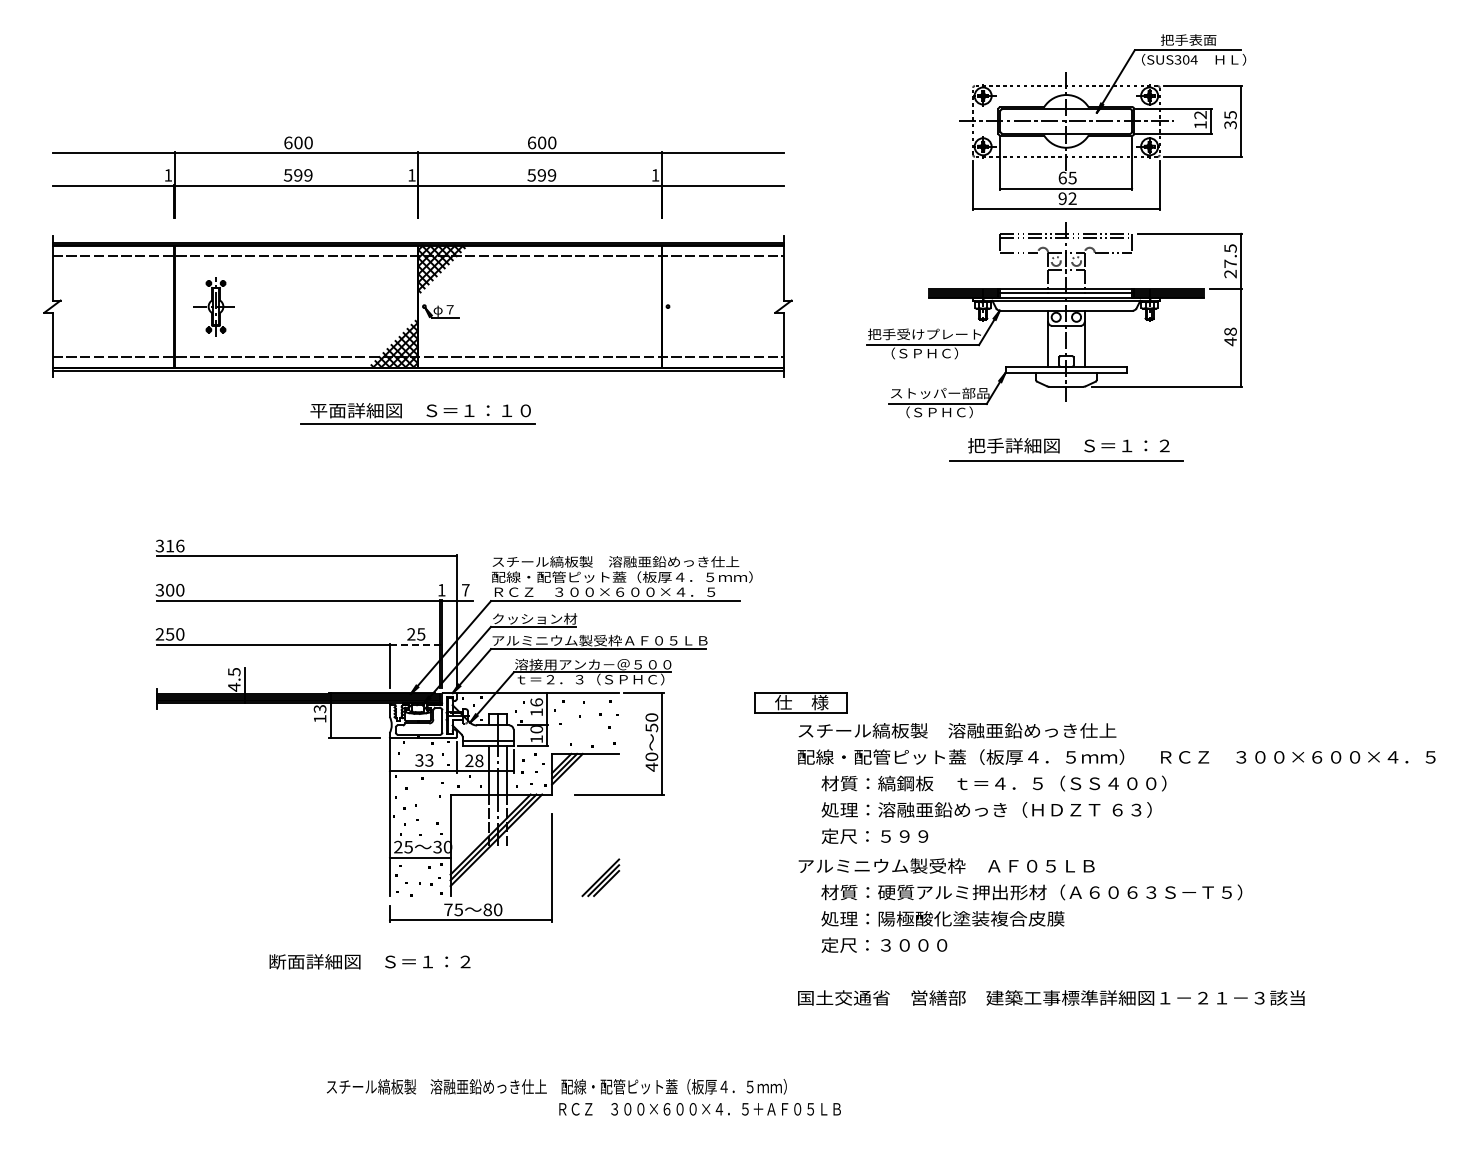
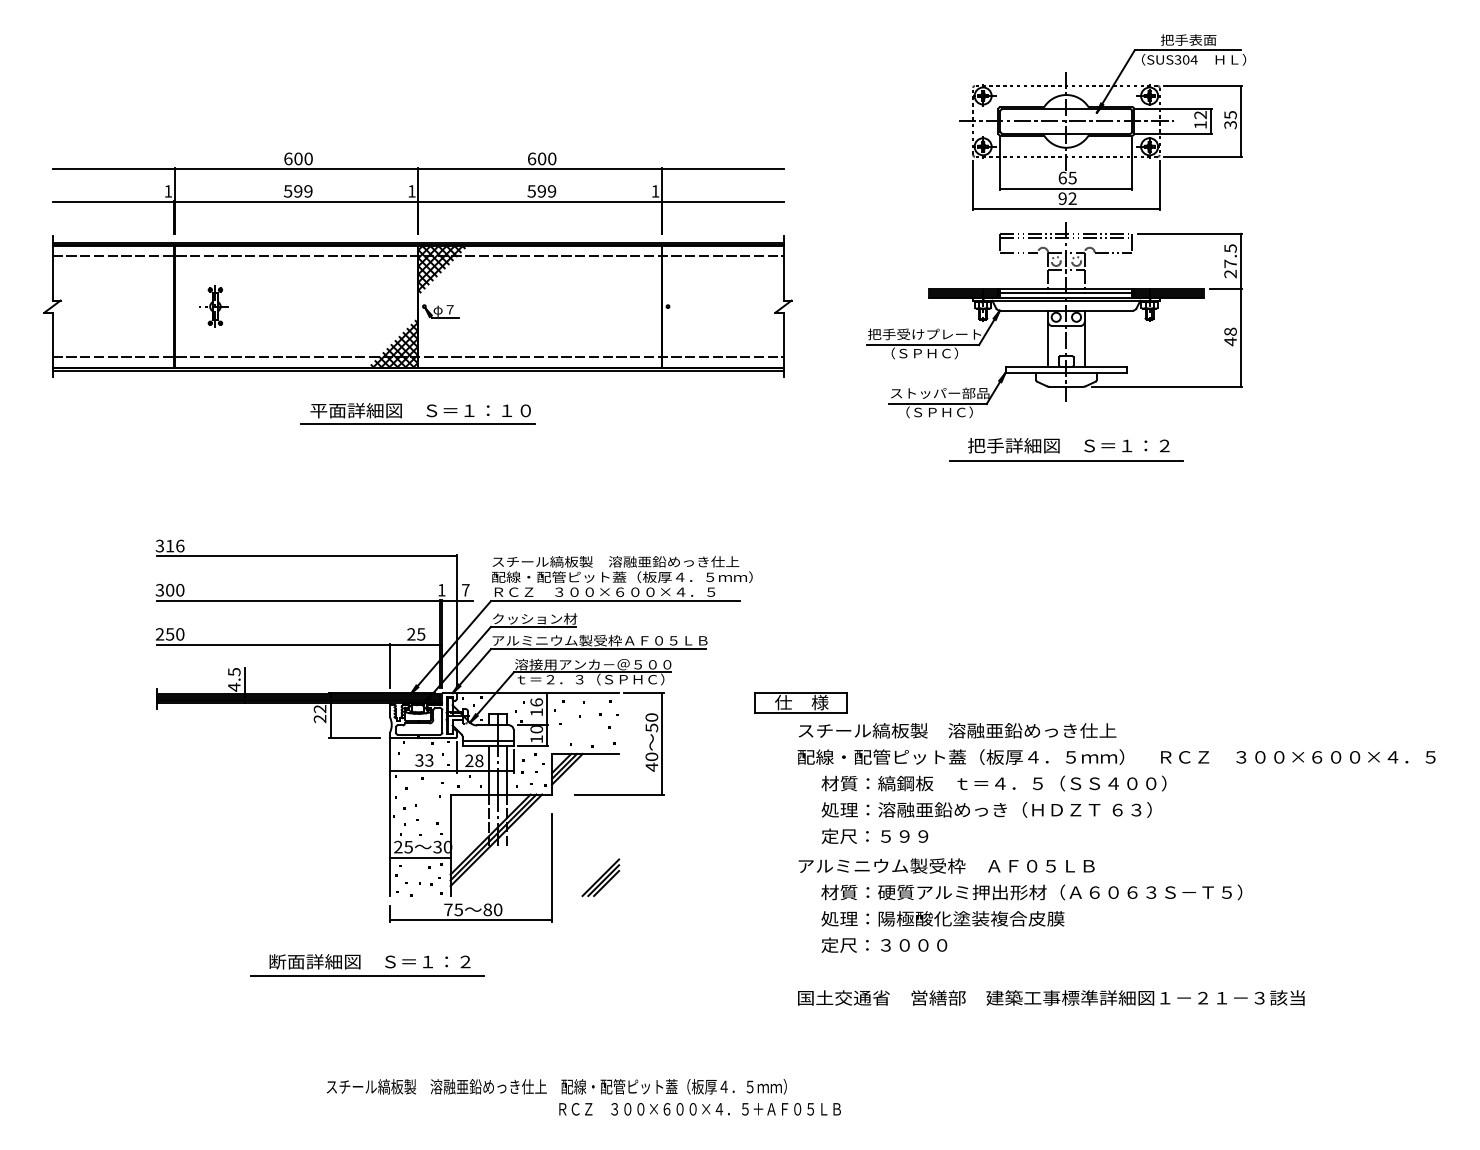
part position: (418, 177) -> (418, 193) (418, 193)
part size: 42x60 px -> 30x43 px (213, 306)
line: dashed -> solid (415, 644)
text: 13 -> 22 (319, 714)
line: none -> present (367, 975)
